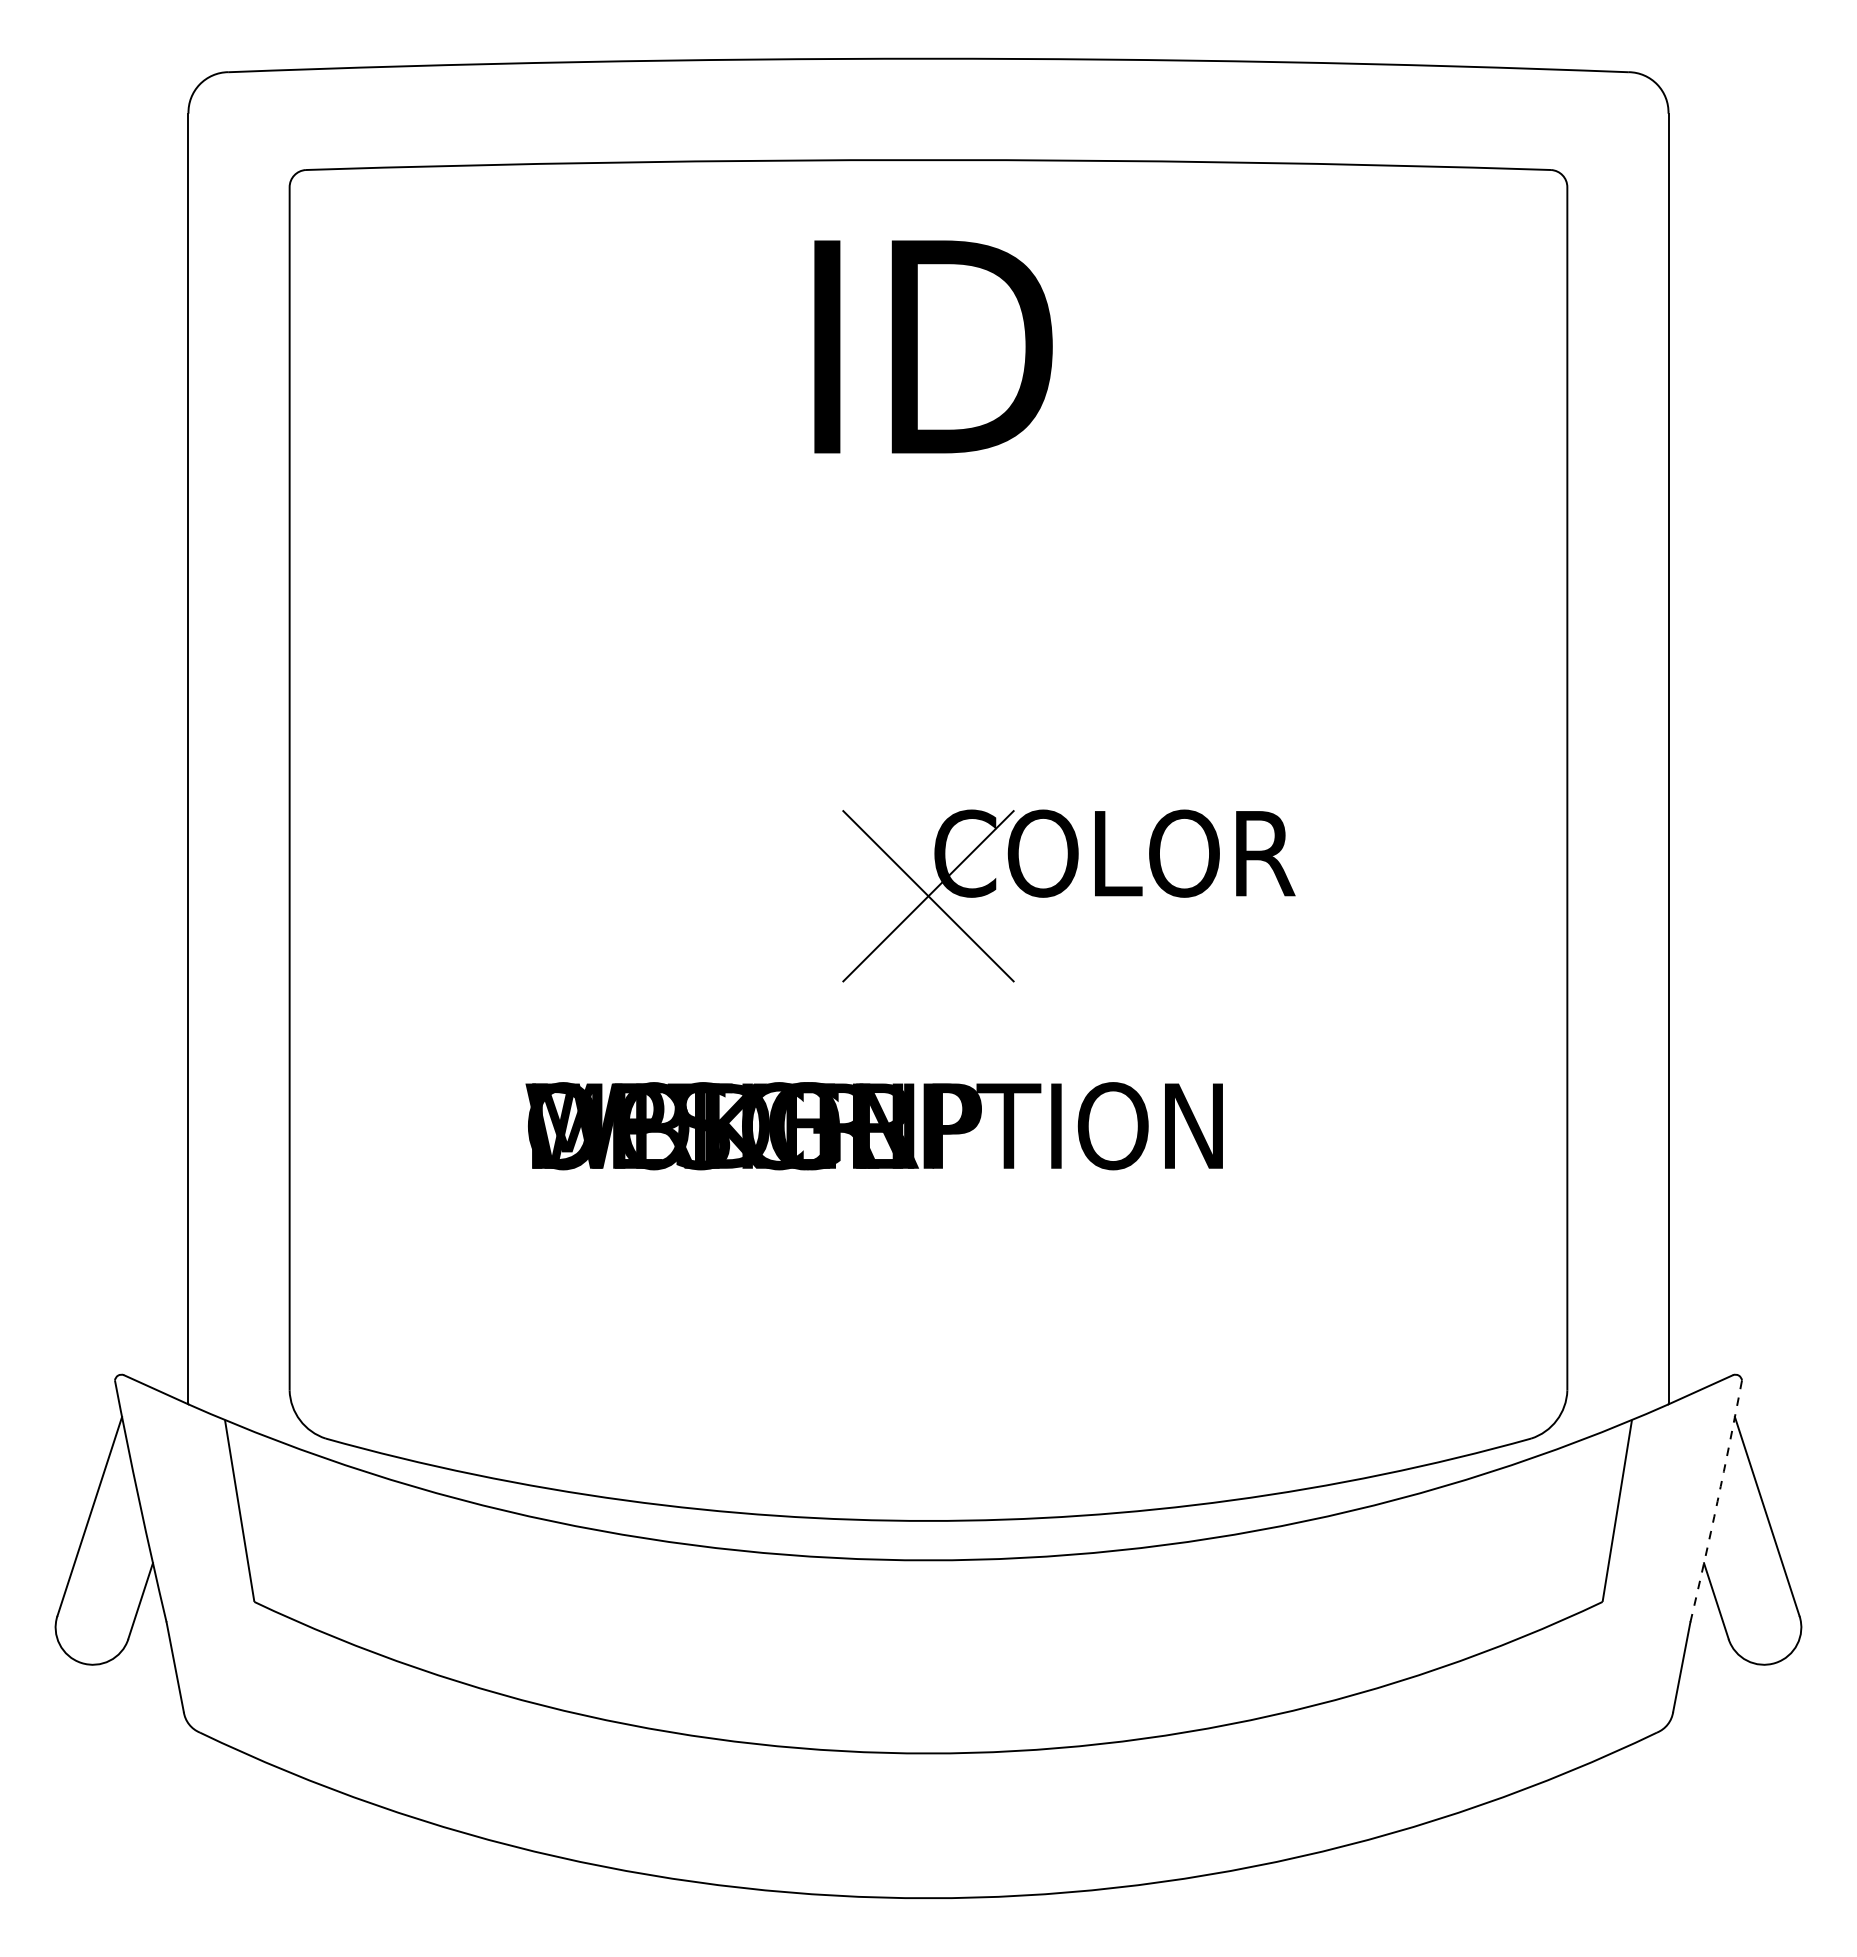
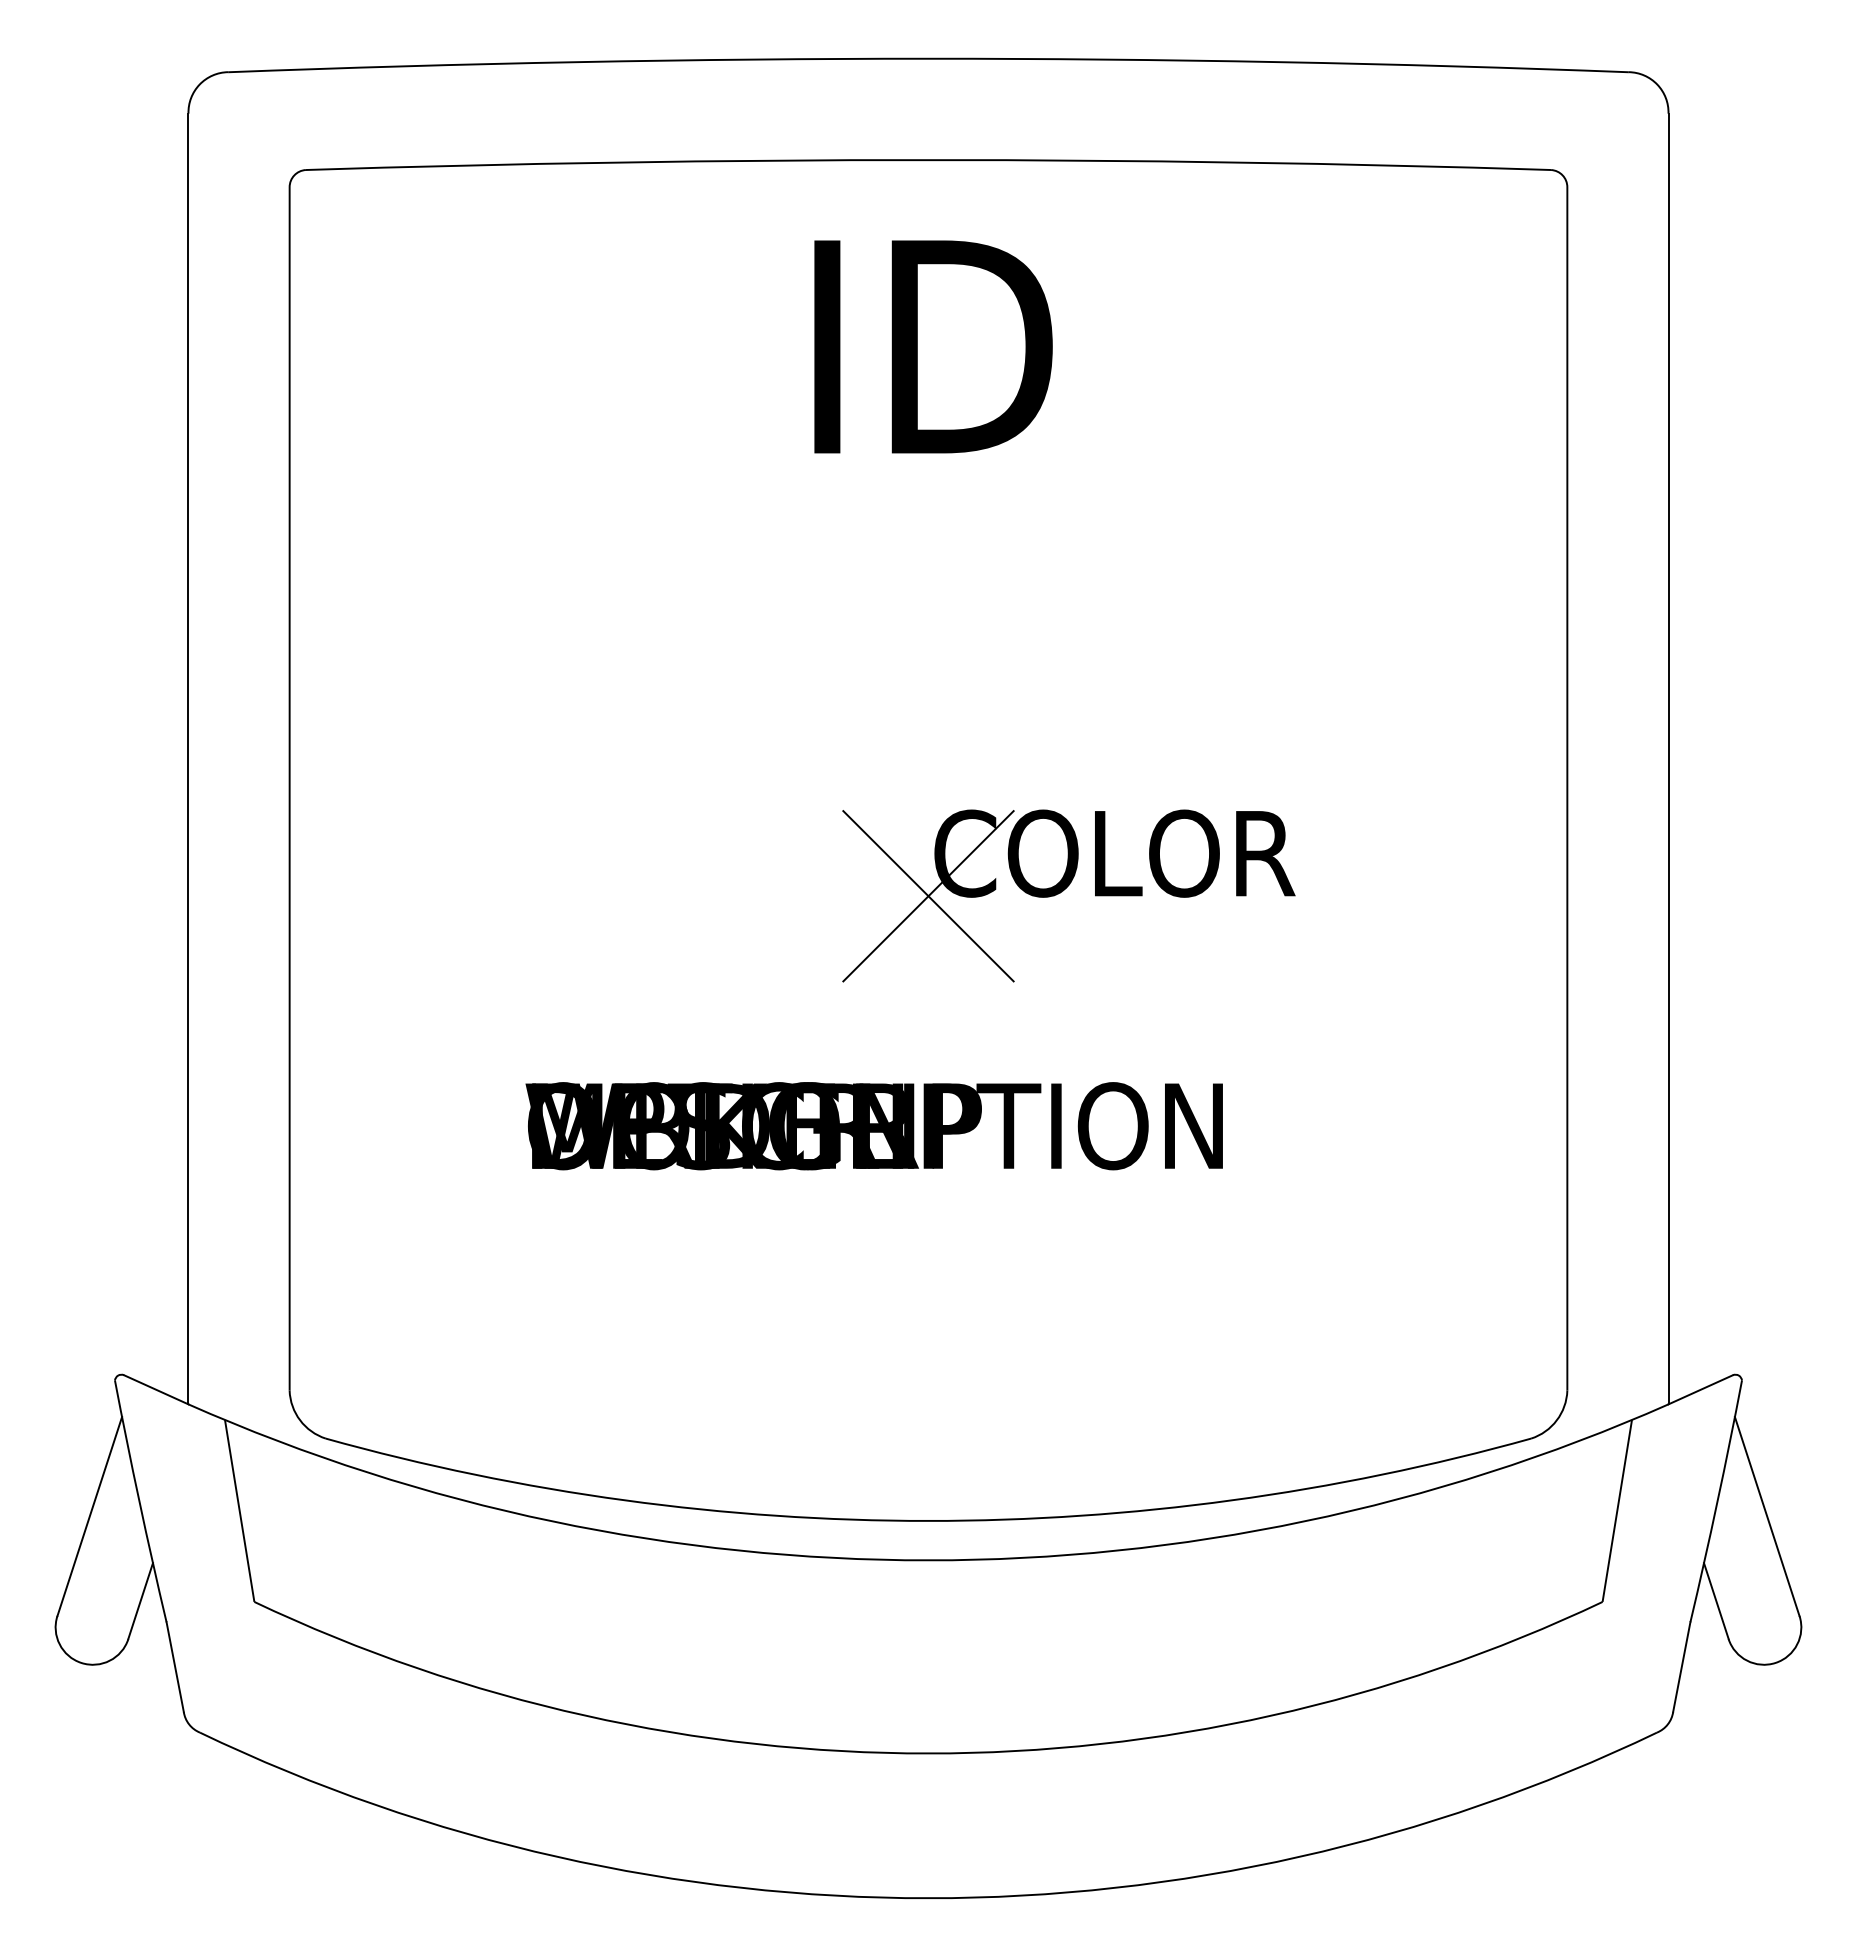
arc: dashed -> solid (1717, 1501)
